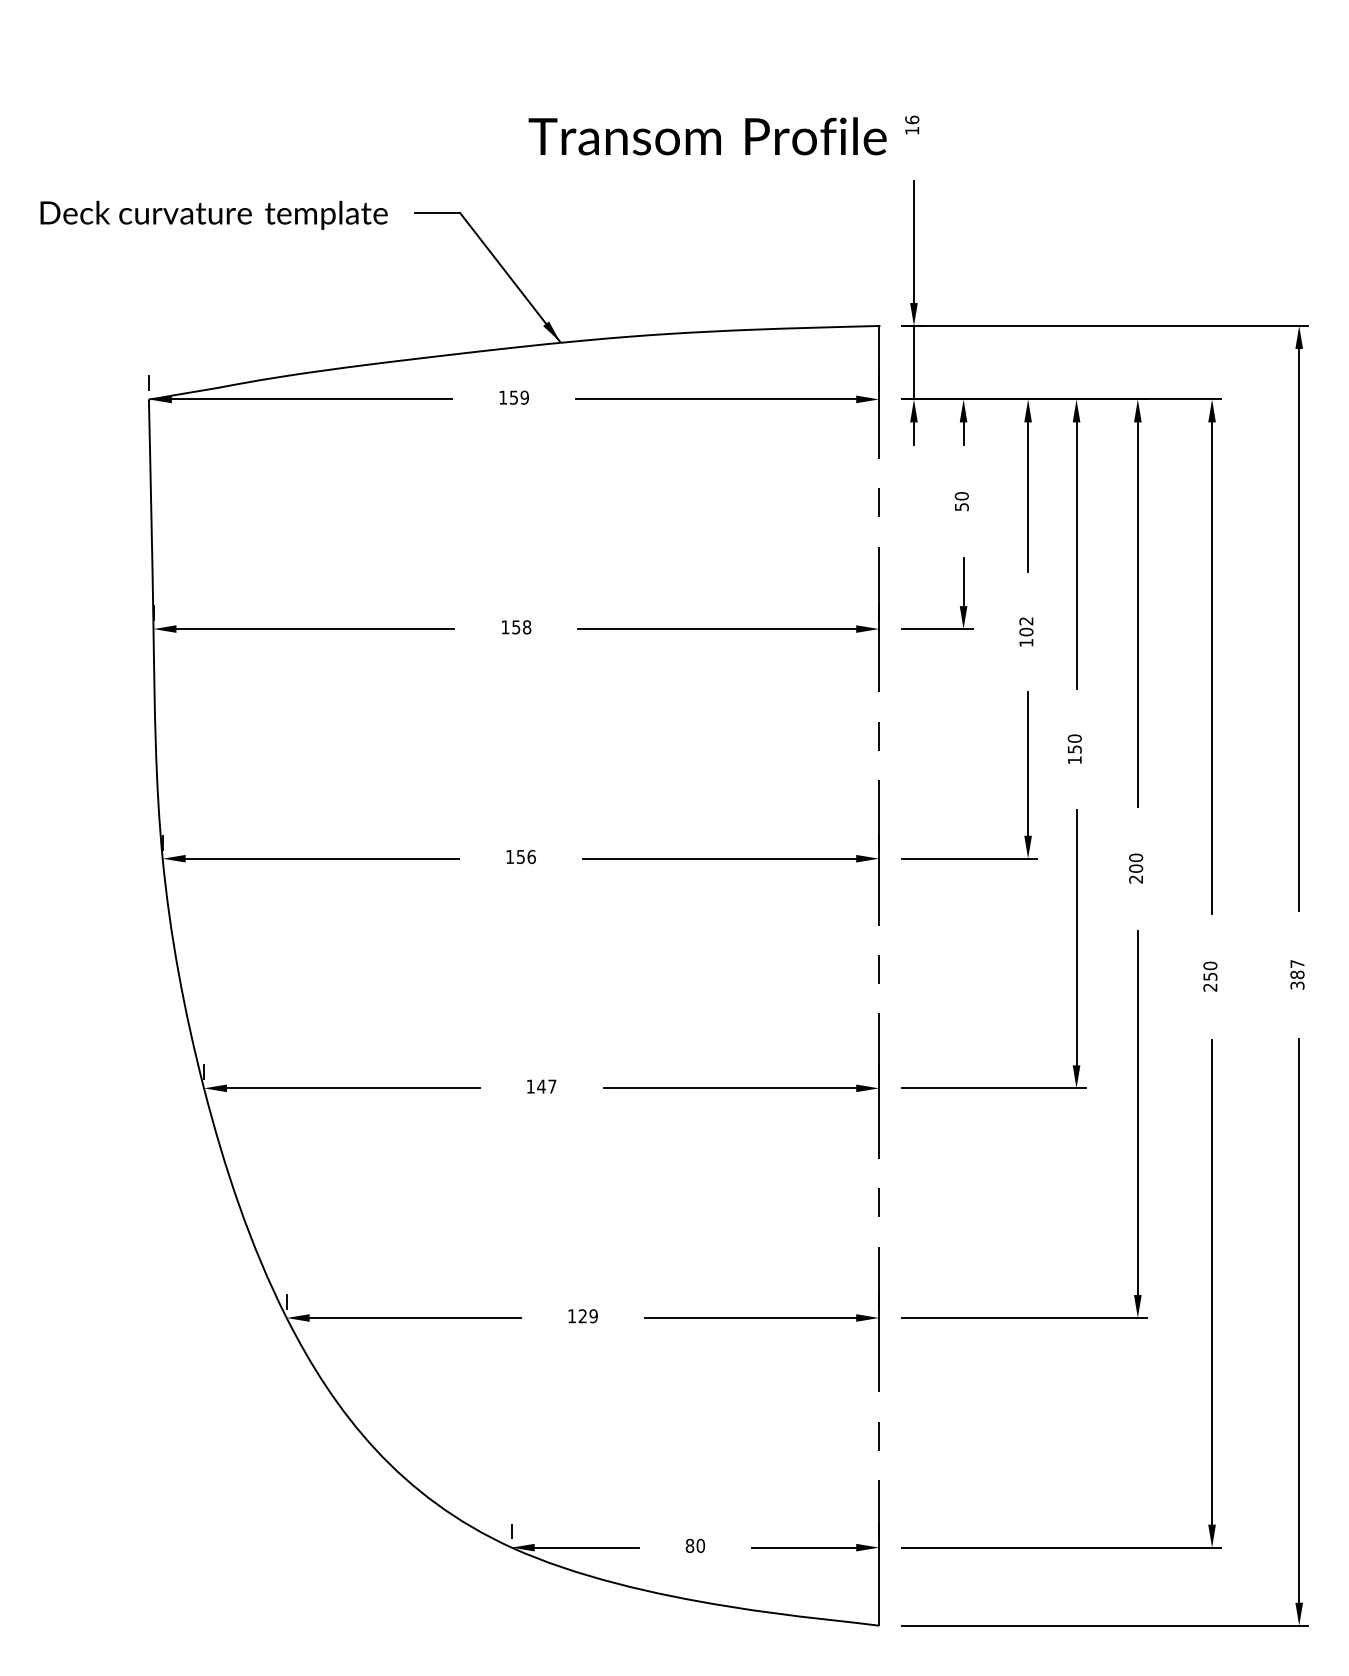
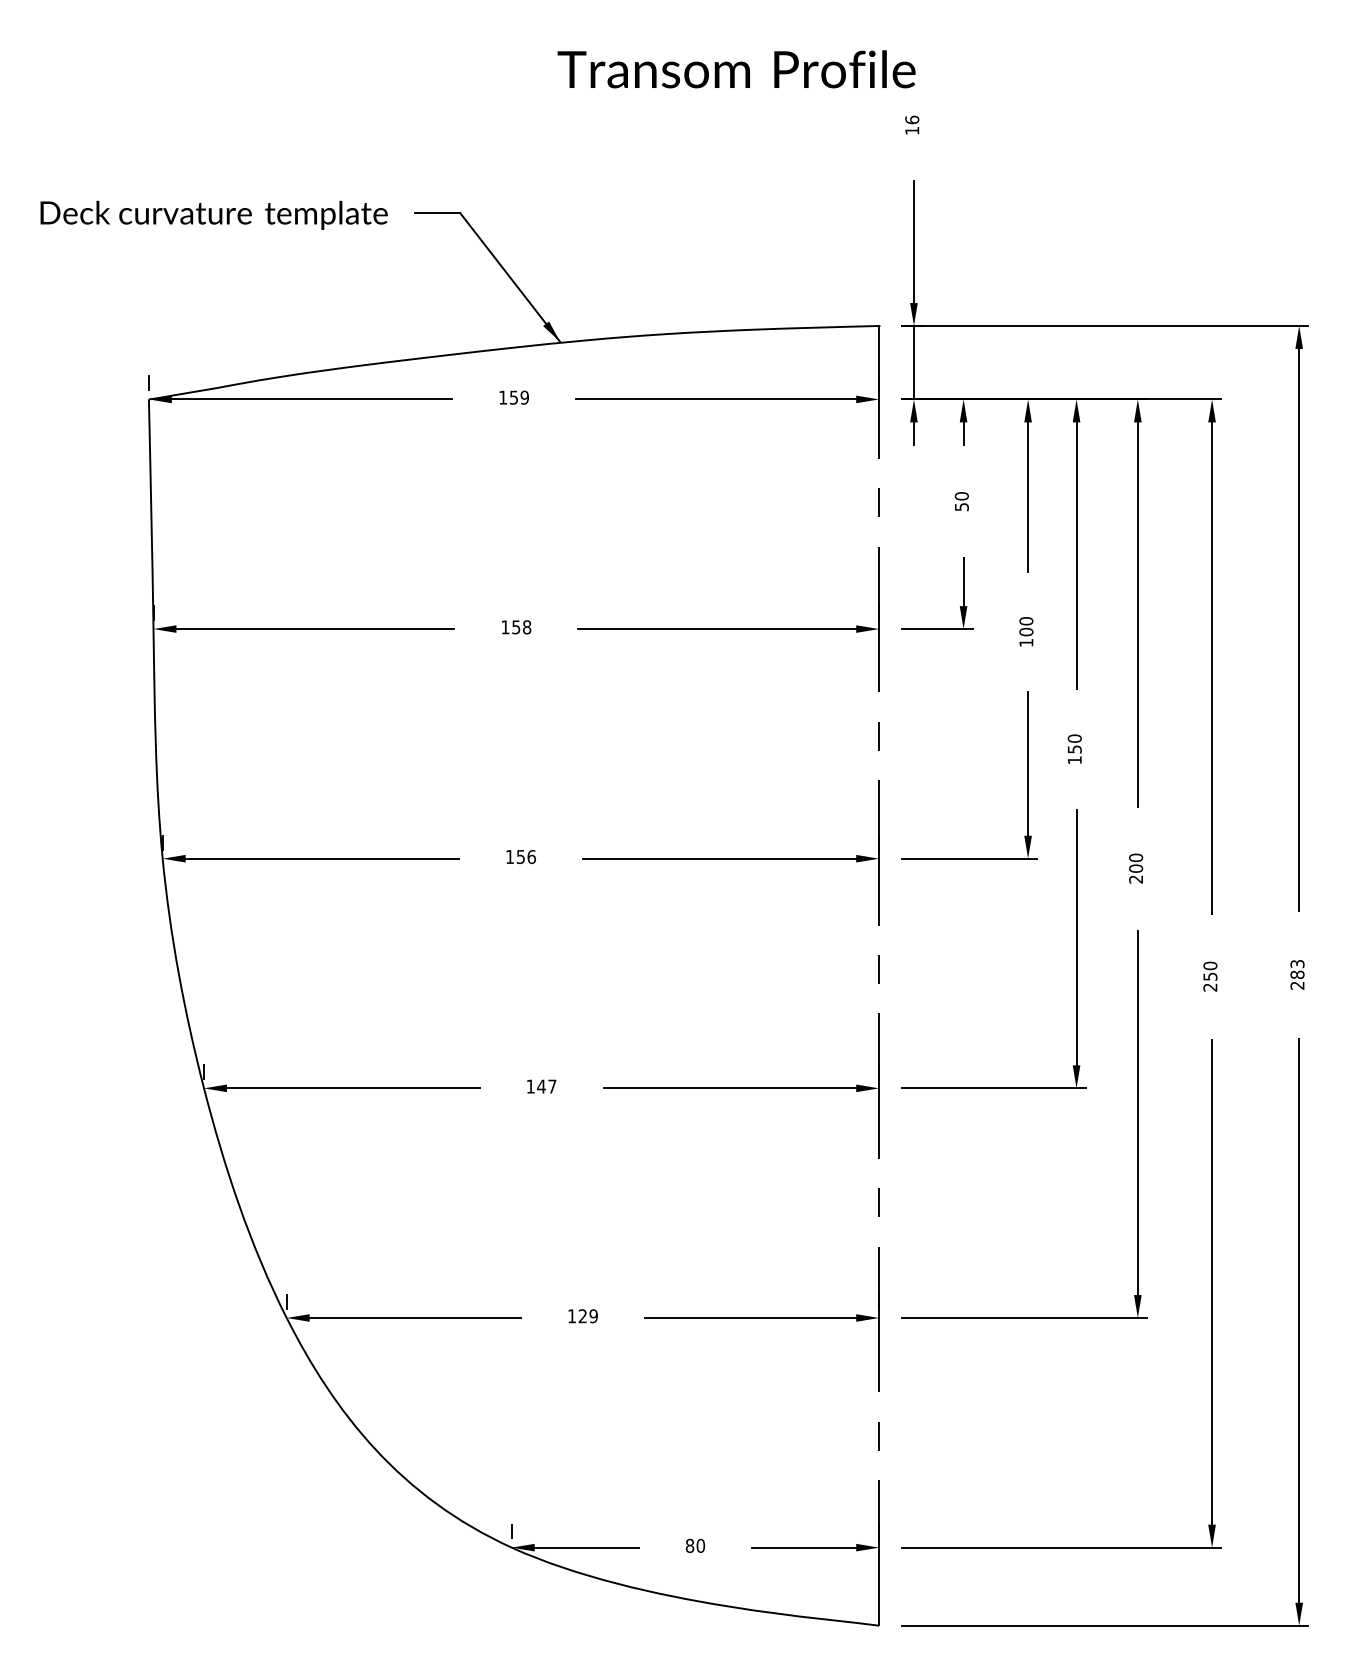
text position: (707, 136) -> (736, 69) (736, 69)
text: 102 -> 100 (1026, 621)
text: 387 -> 283 (1297, 974)
